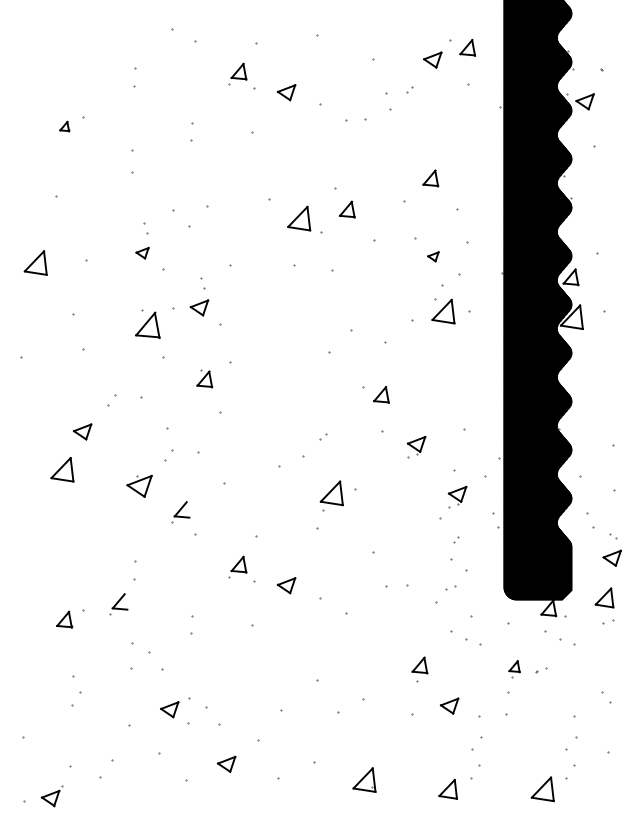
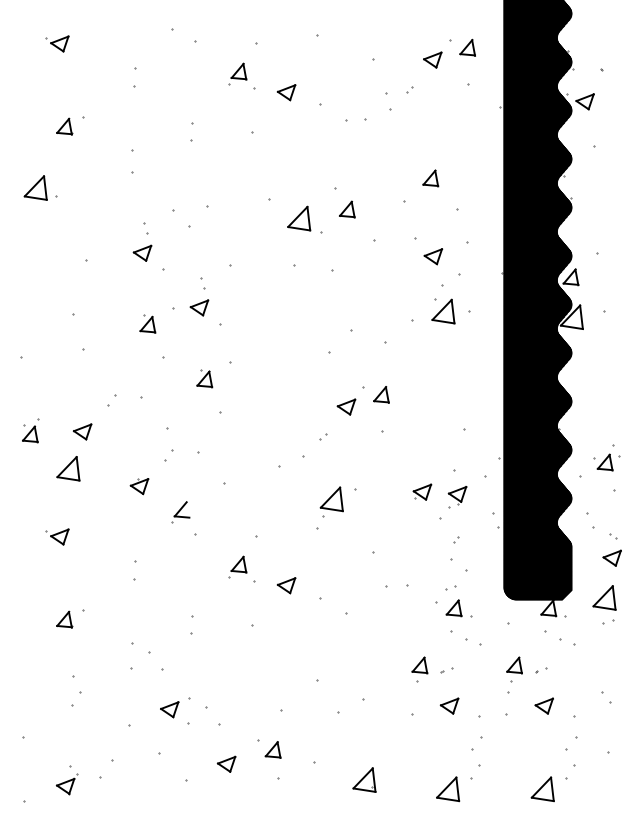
part: none -> present (57, 43)
part size: 12x13 px -> 18x19 px (64, 126)
part size: 15x13 px -> 21x18 px (142, 252)
part size: 13x12 px -> 21x18 px (433, 256)
part position: (35, 262) -> (35, 187) (35, 187)
part size: 26x30 px -> 18x20 px (147, 323)
part: none -> present (346, 406)
part: none -> present (30, 430)
part: present -> none (416, 447)
part: none -> present (606, 462)
part position: (62, 469) -> (68, 468) (68, 468)
part size: 27x24 px -> 21x18 px (139, 486)
part: none -> present (422, 491)
part position: (331, 495) -> (331, 501) (331, 501)
part: none -> present (57, 536)
part size: 21x22 px -> 25x26 px (604, 597)
part: present -> none (118, 604)
part: none -> present (453, 608)
part size: 13x19 px -> 17x27 px (514, 669)
part: none -> present (446, 670)
part: none -> present (543, 705)
part: none -> present (272, 749)
part size: 20x22 px -> 25x27 px (448, 789)
part position: (51, 796) -> (66, 784) (66, 784)
